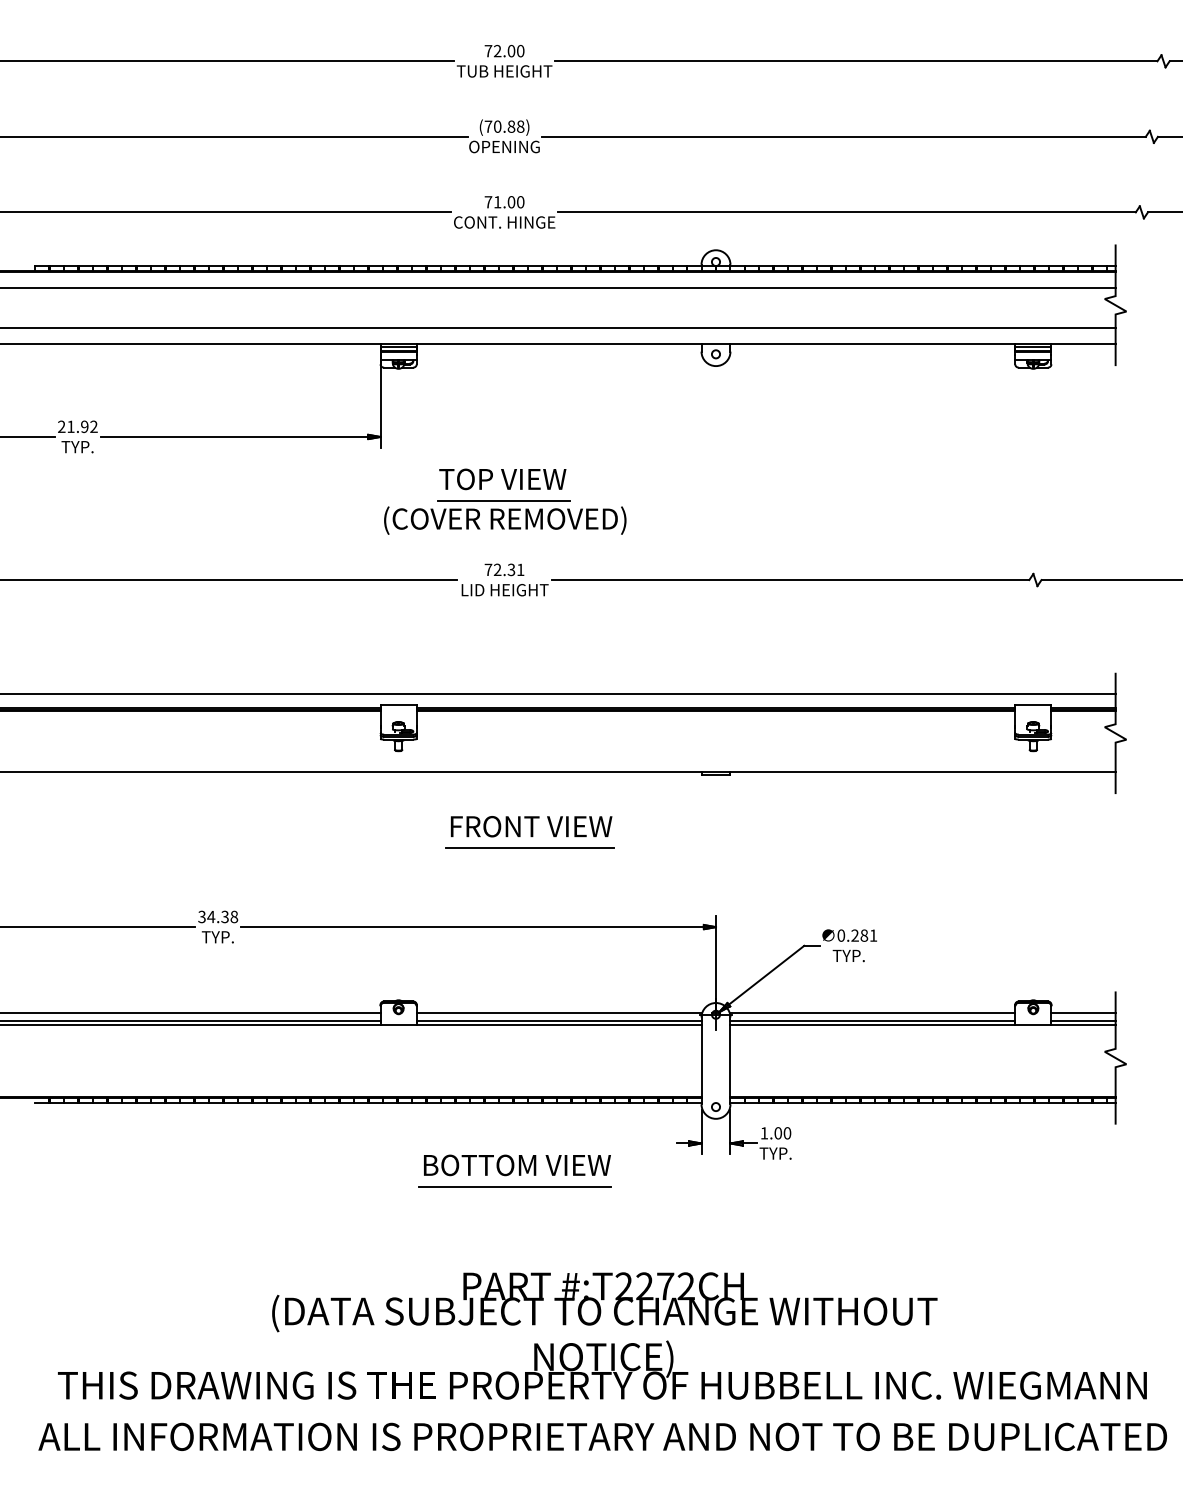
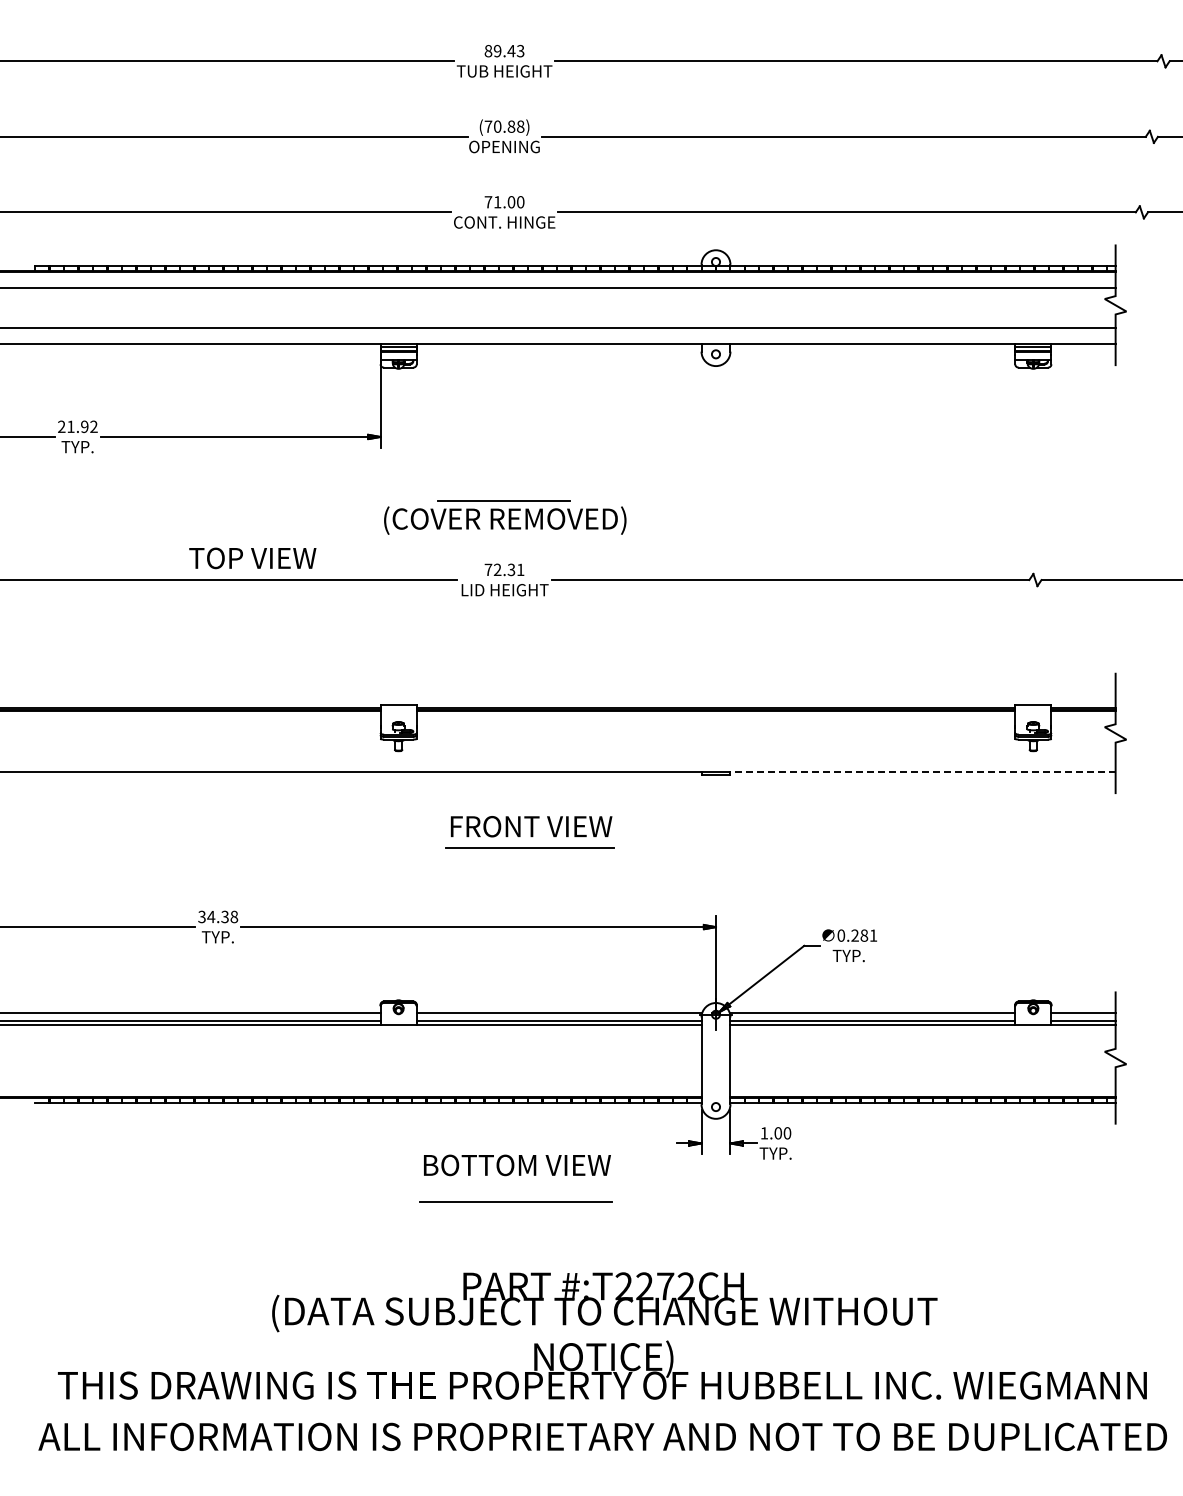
text: 72.00 -> 89.43 (504, 50)
text position: (502, 479) -> (252, 558) (252, 558)
line: present -> none (558, 694)
line: solid -> dashed (923, 772)
line position: (514, 1186) -> (515, 1201) (515, 1201)
